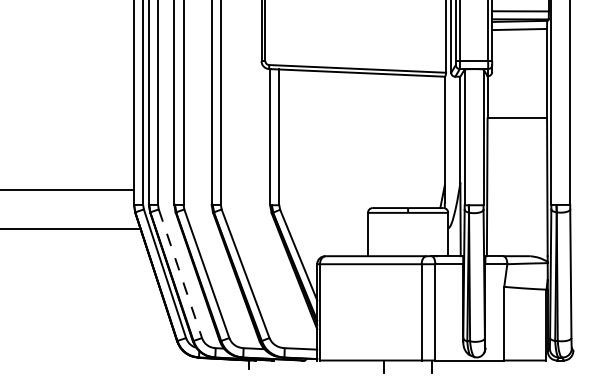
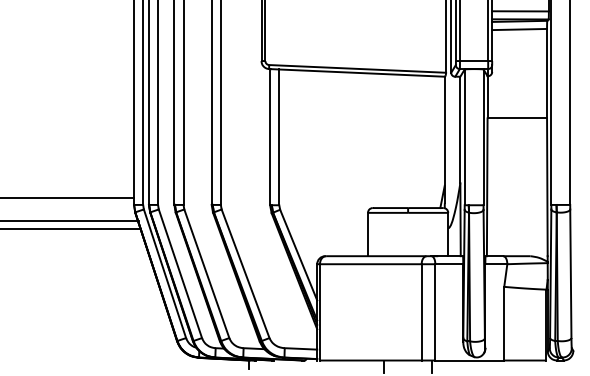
line position: (68, 189) -> (68, 197) (68, 197)
line: none -> present (70, 221)
line: dashed -> solid (180, 273)
